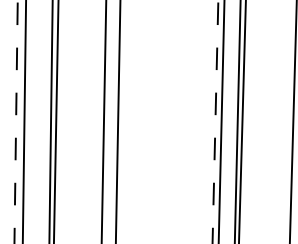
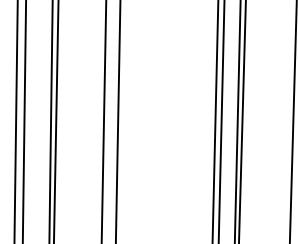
line: dashed -> solid (16, 122)
line: dashed -> solid (215, 122)
